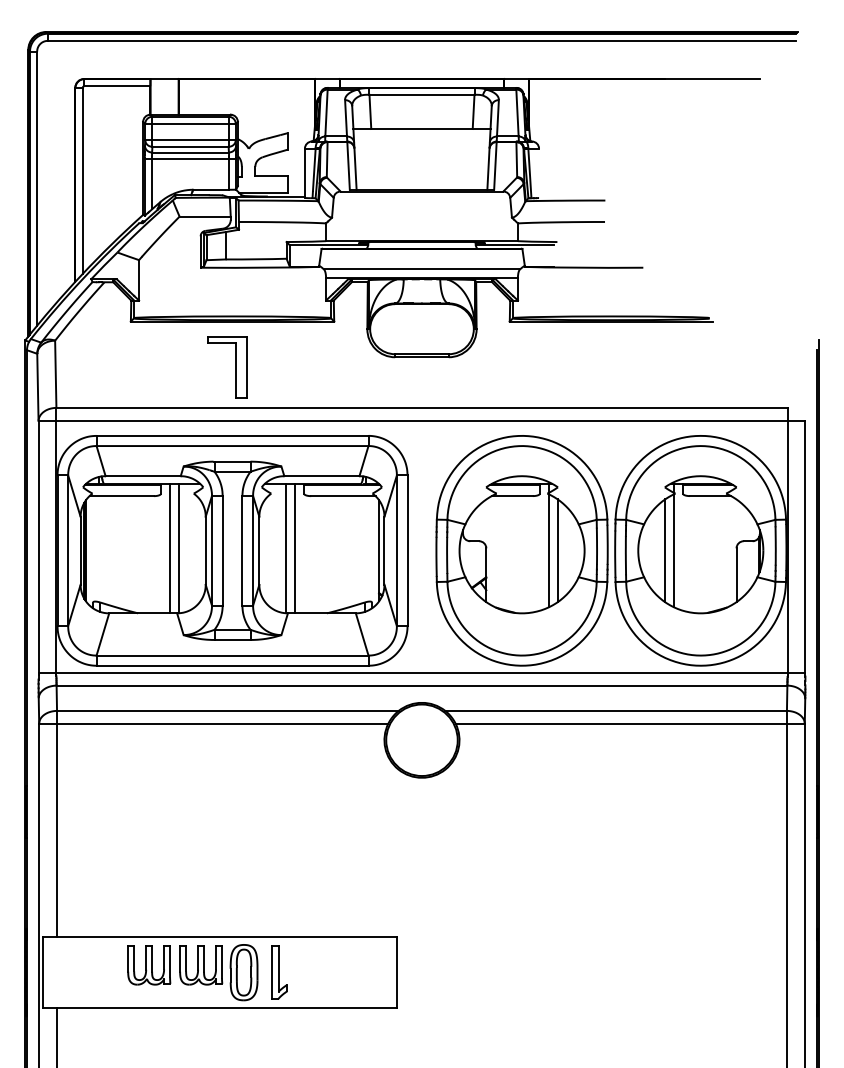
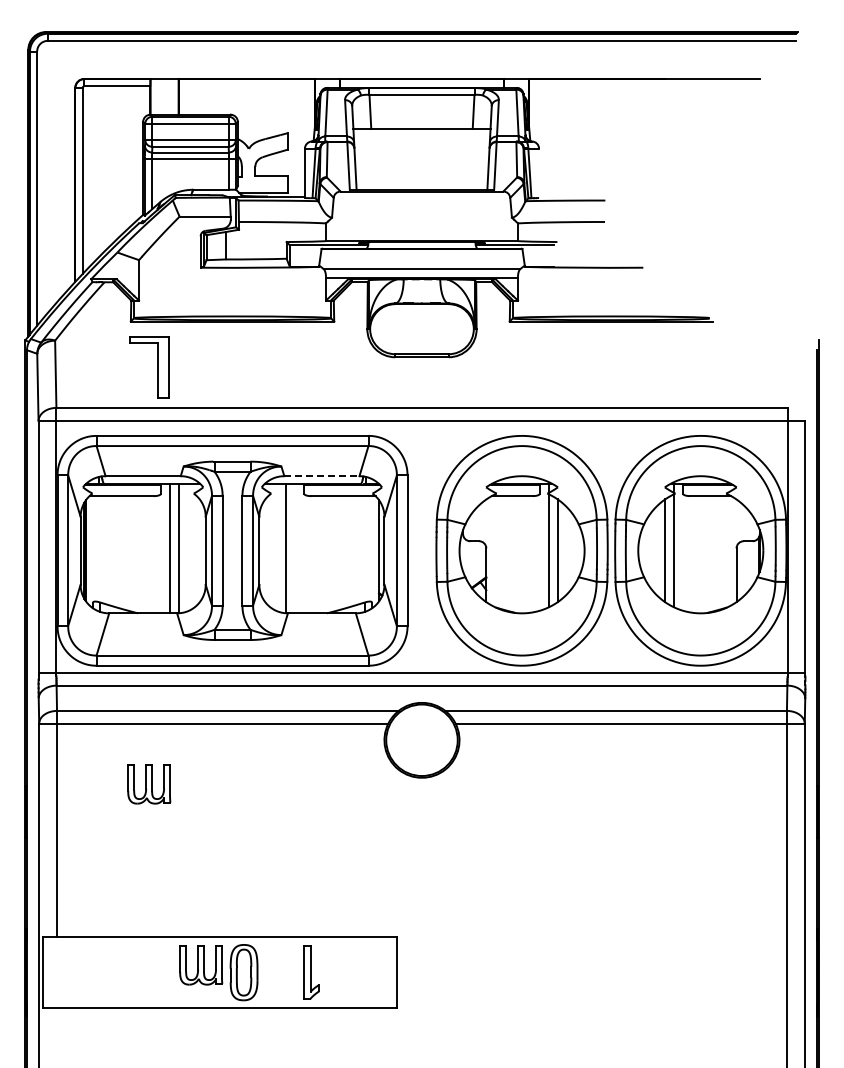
part position: (235, 367) -> (157, 367) (157, 367)
line: solid -> dashed (321, 476)
line: present -> none (295, 548)
part position: (149, 965) -> (149, 784) (149, 784)
part position: (279, 972) -> (311, 972) (311, 972)
line: present -> none (57, 1036)
